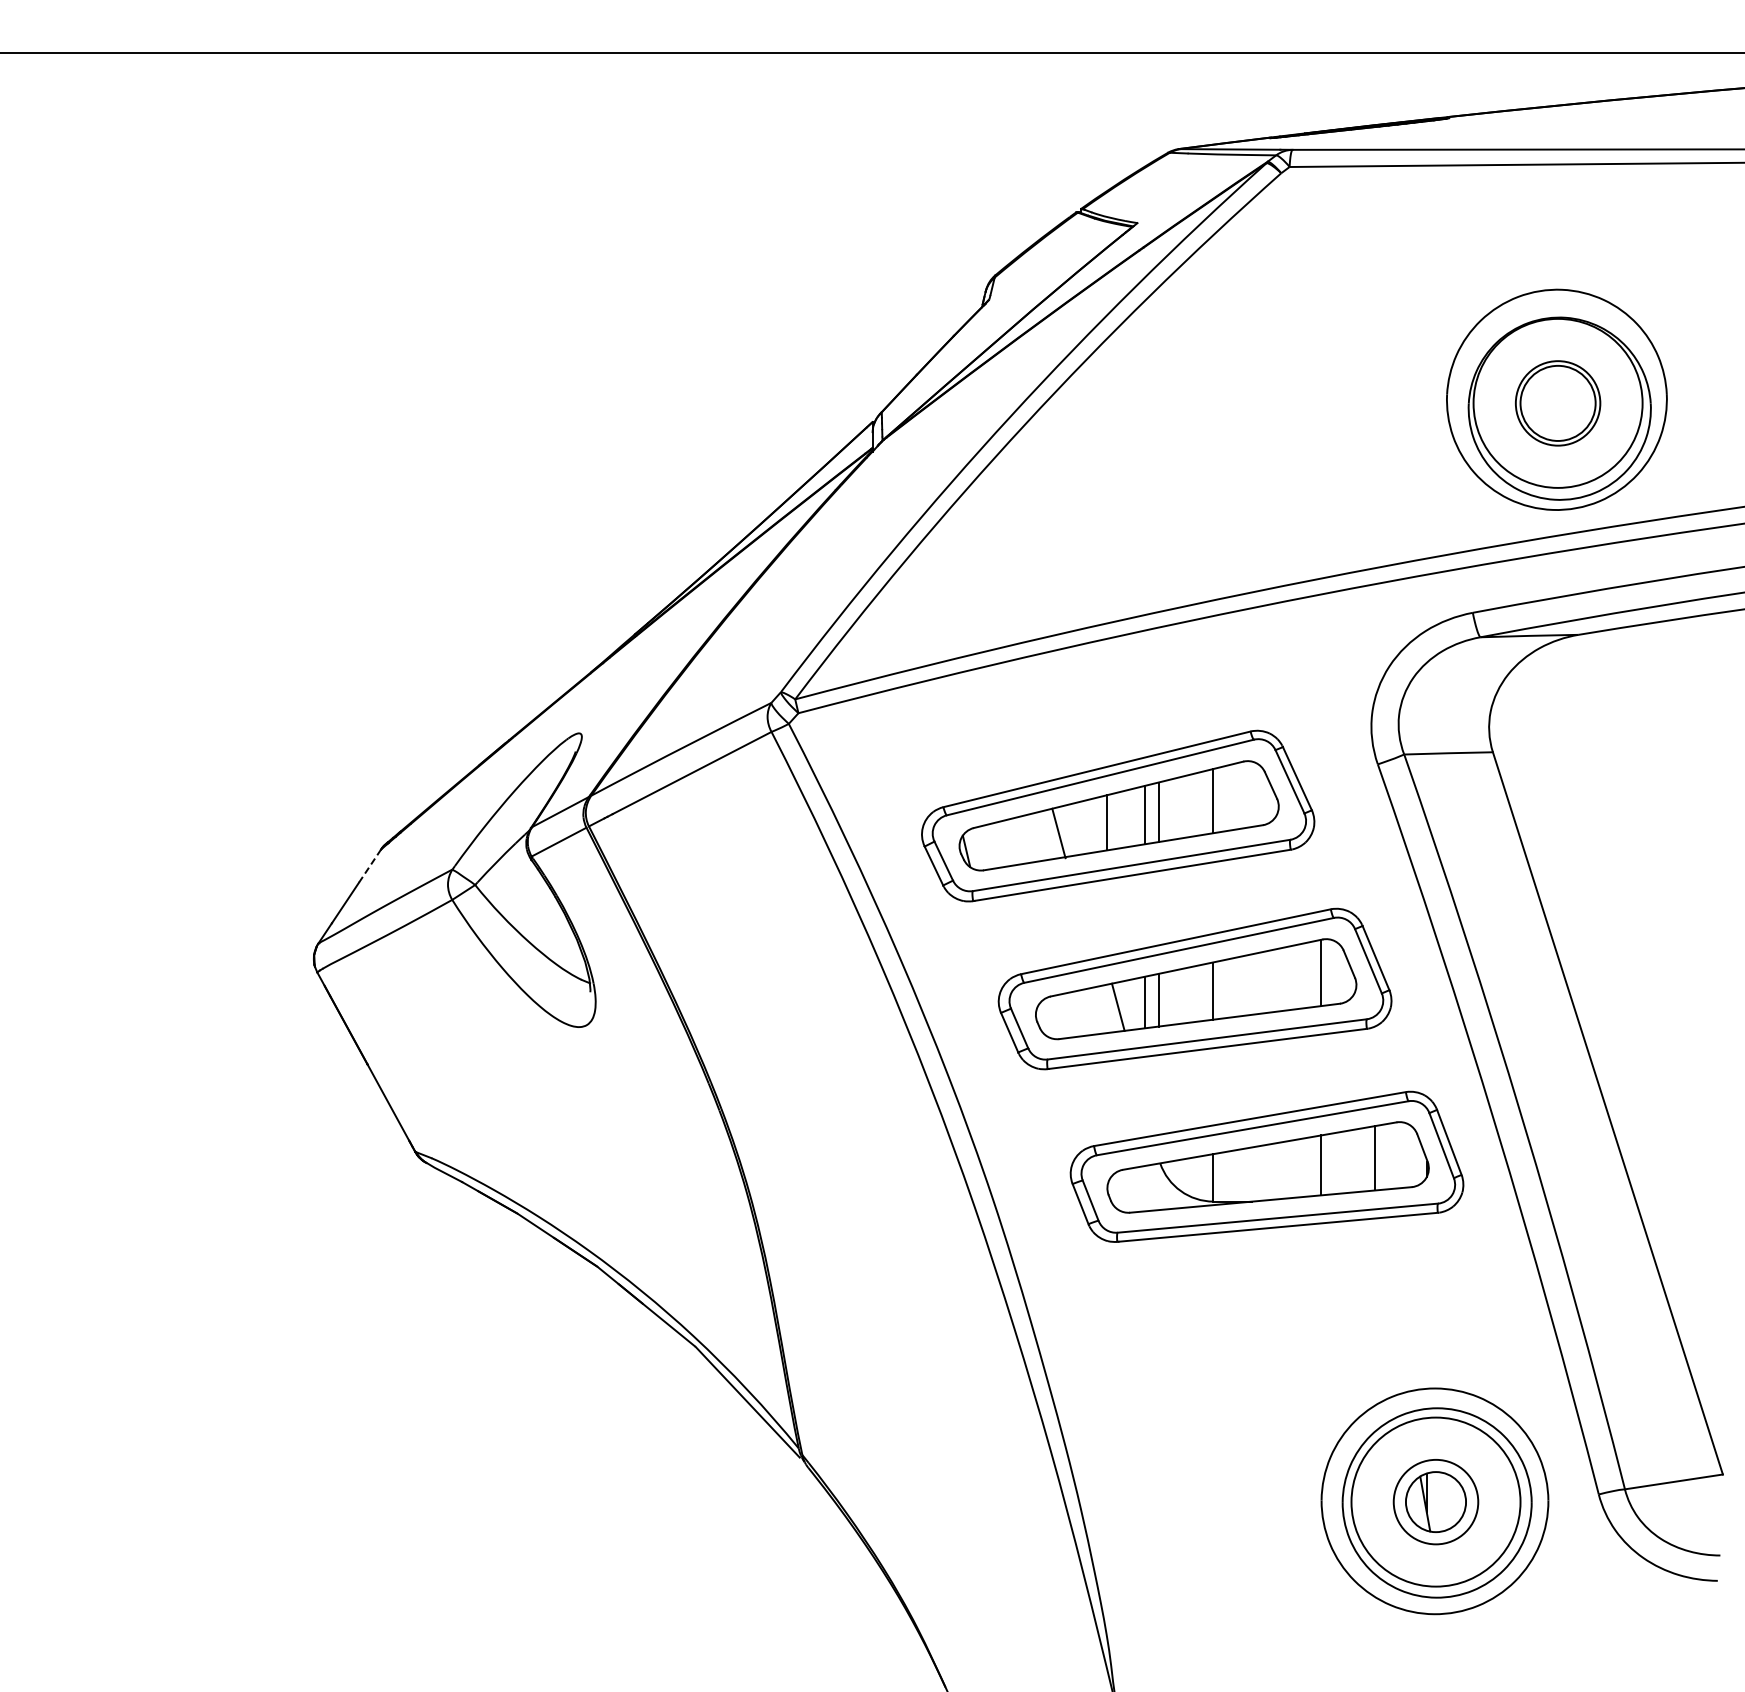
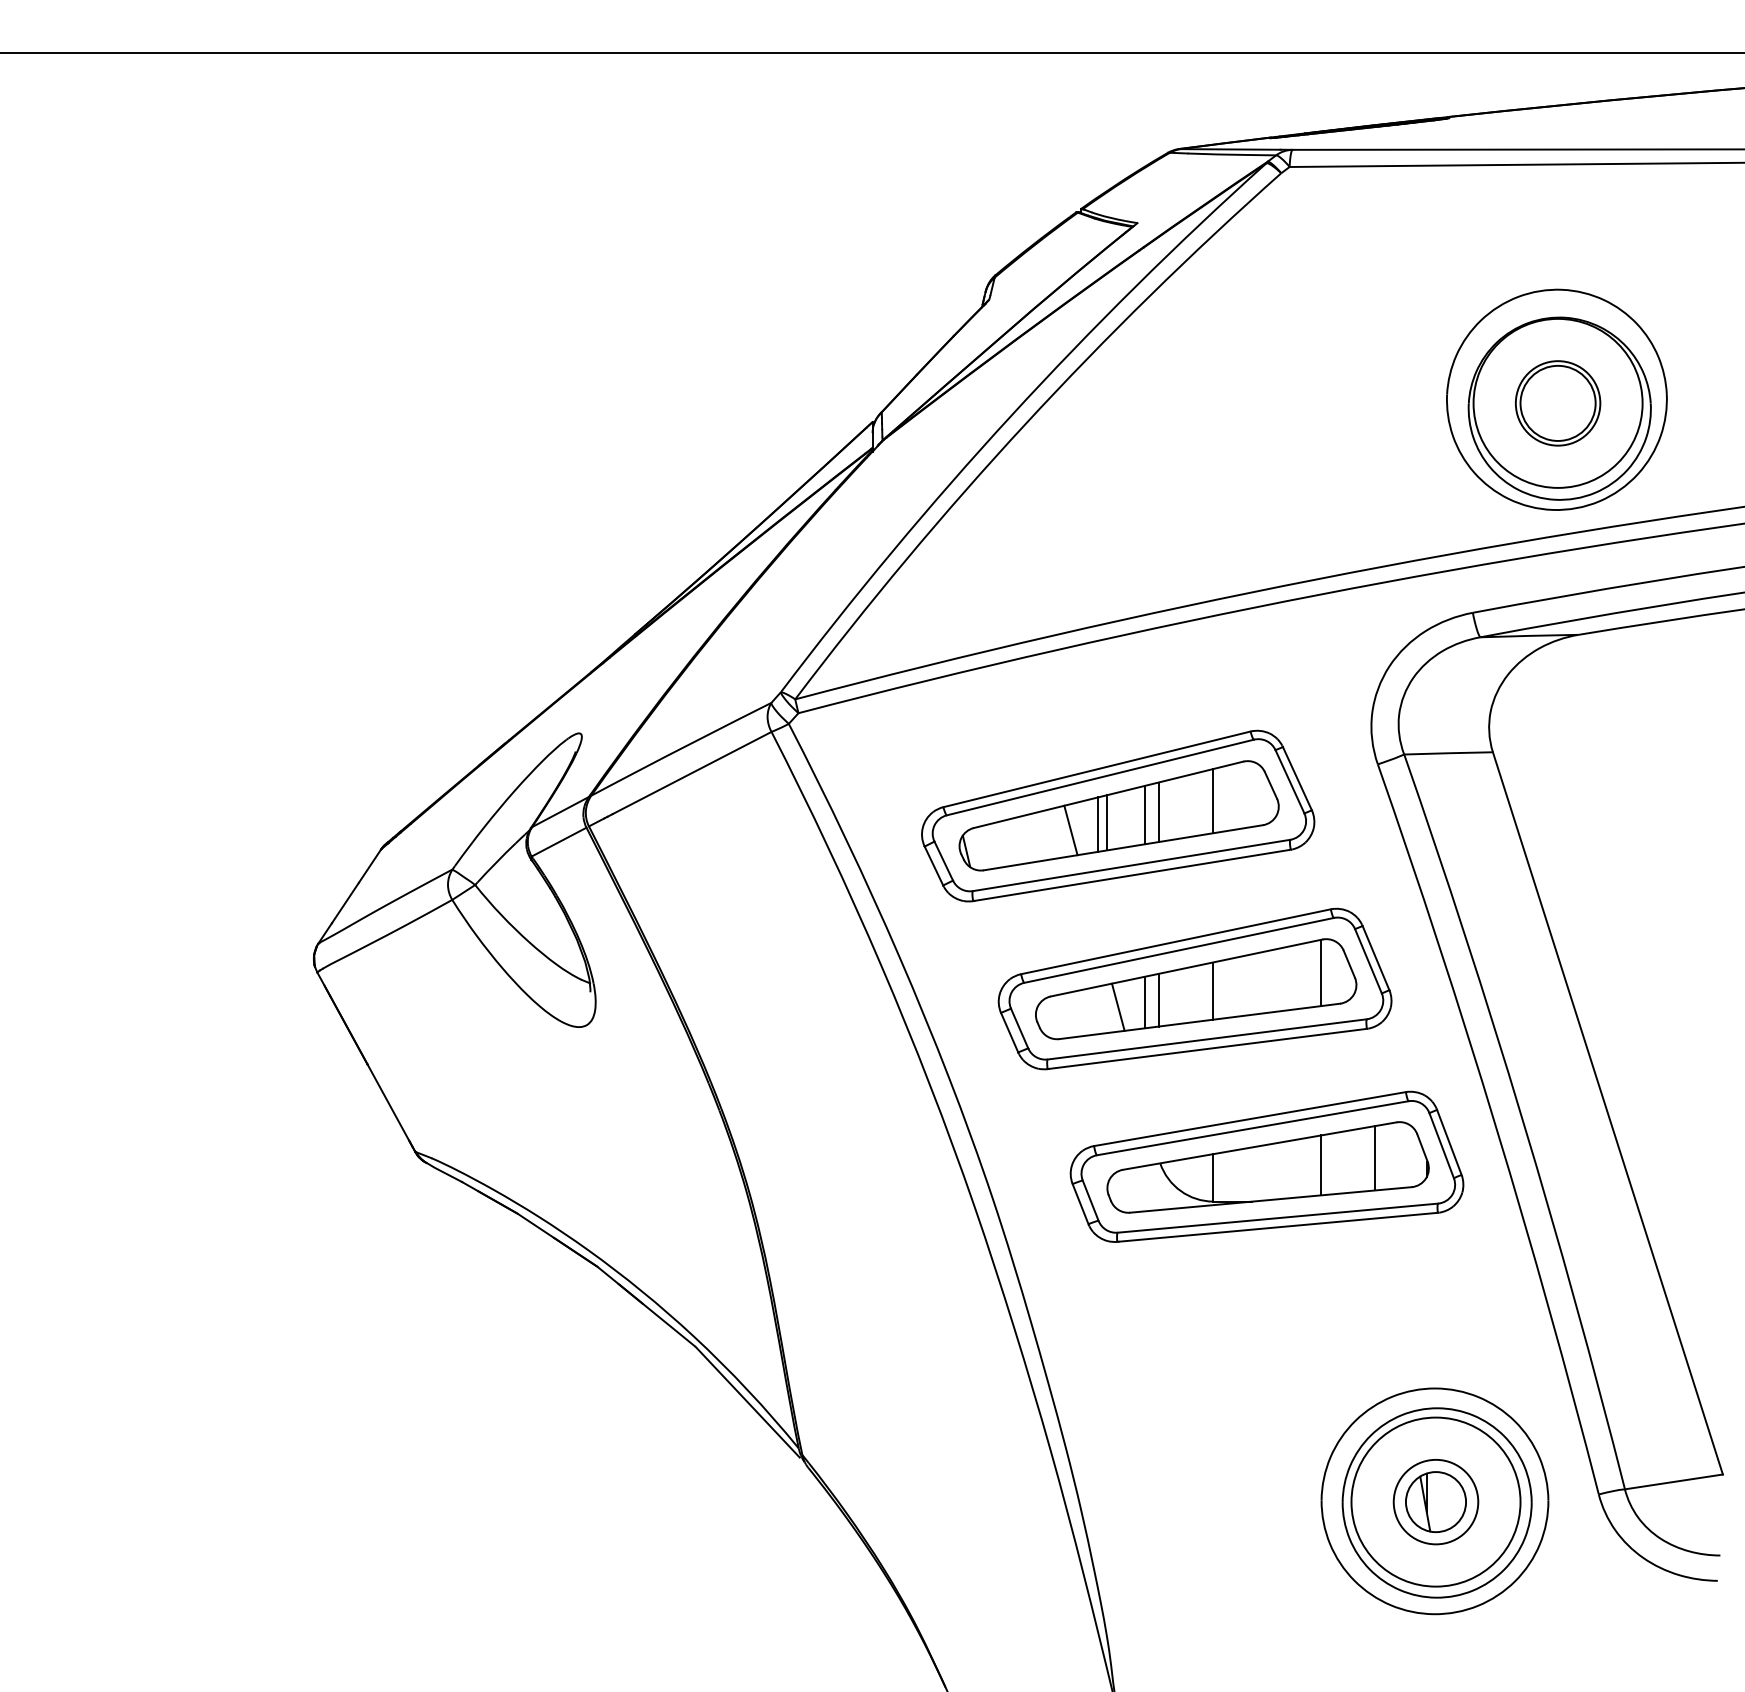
line: none -> present (1097, 824)
line position: (1058, 833) -> (1070, 830) (1070, 830)
line: dashed -> solid (369, 866)
